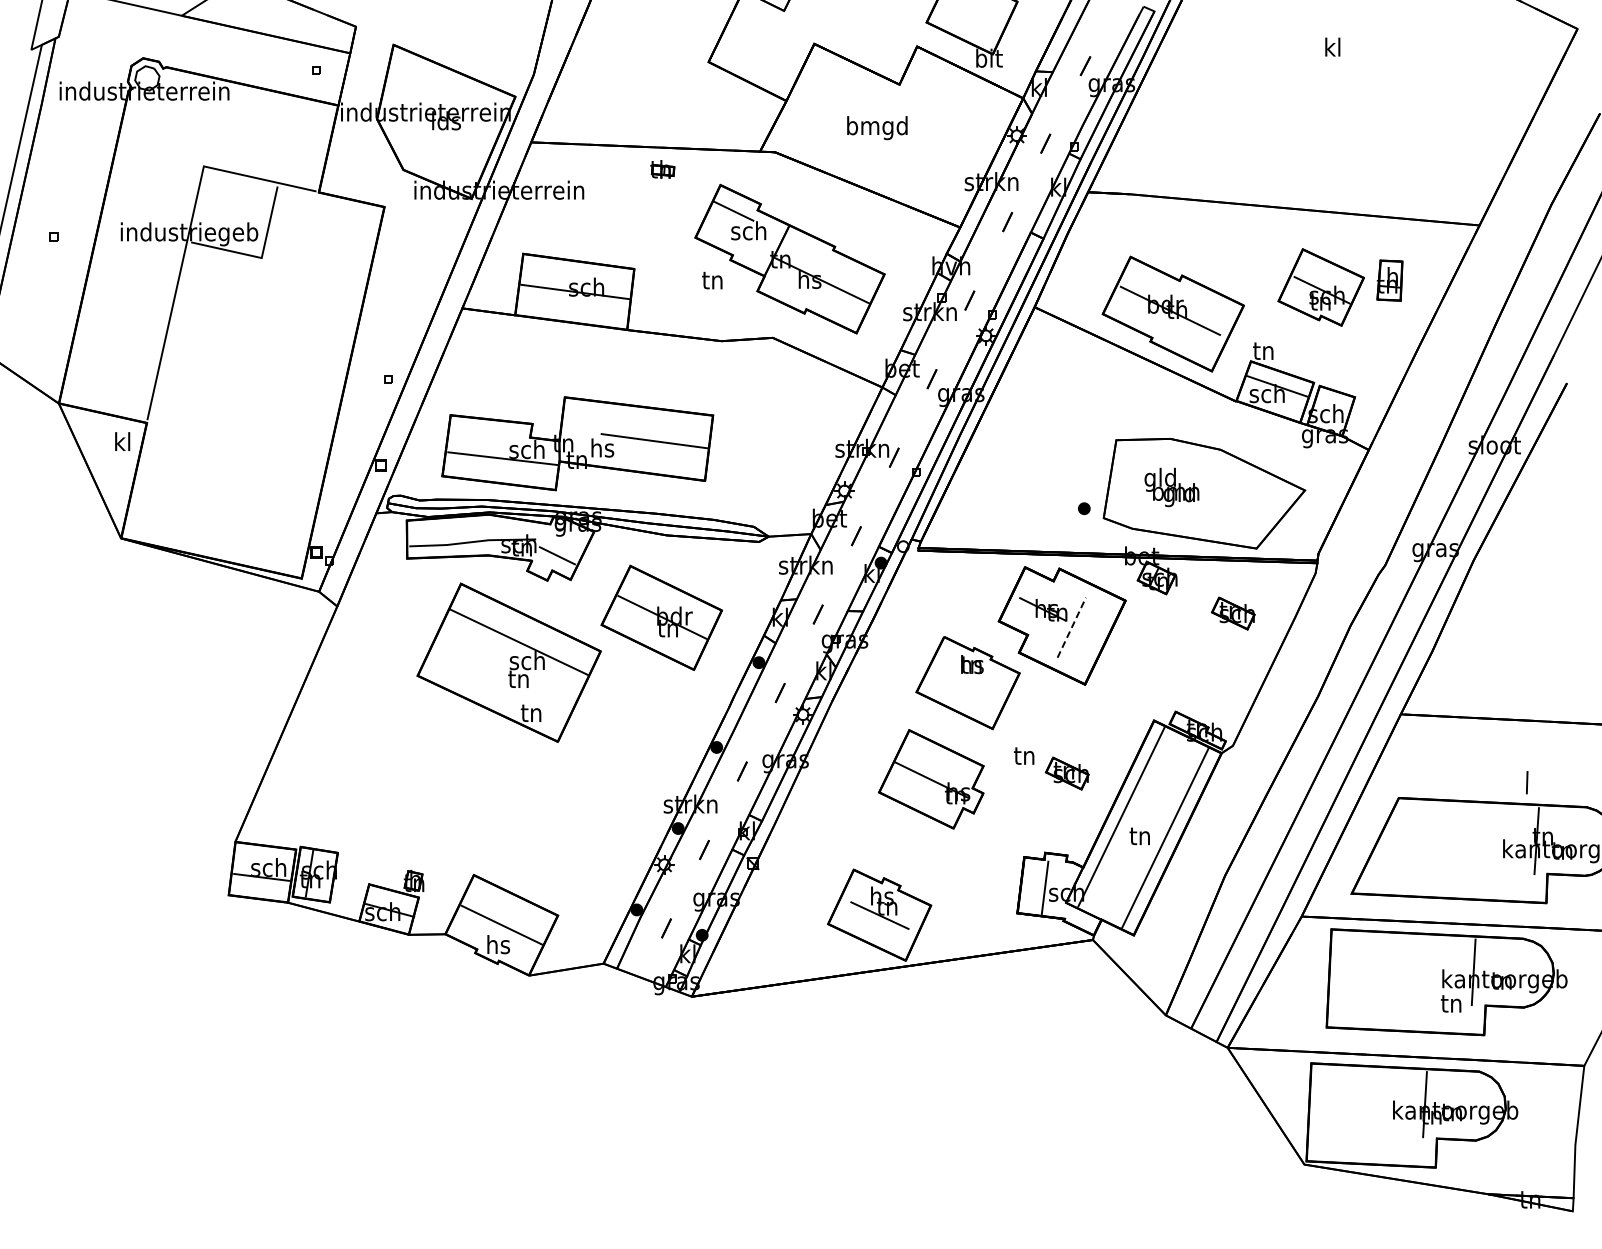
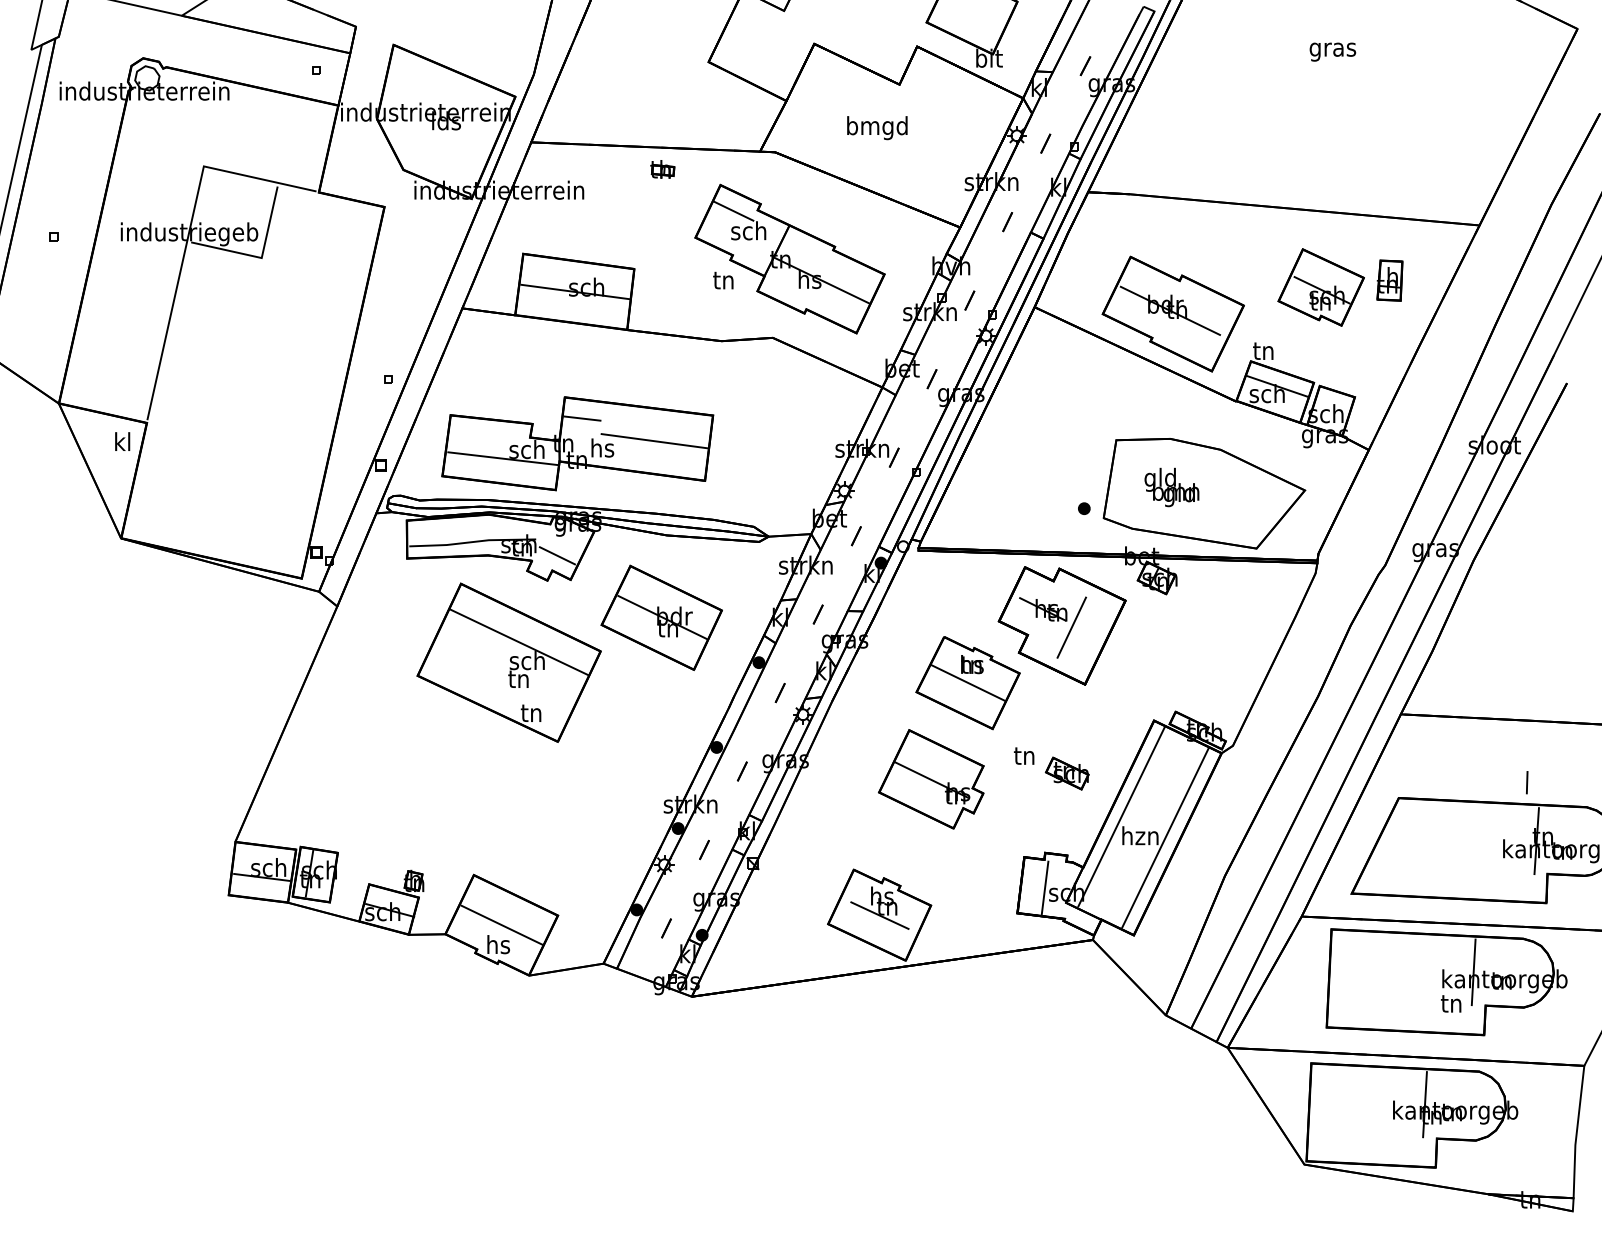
text: kl -> gras (1332, 49)
text position: (712, 280) -> (723, 280) (723, 280)
line: none -> present (582, 418)
part: present -> none (1232, 613)
line: dashed -> solid (1072, 627)
line: none -> present (967, 682)
text: tn -> hzn (1140, 835)
